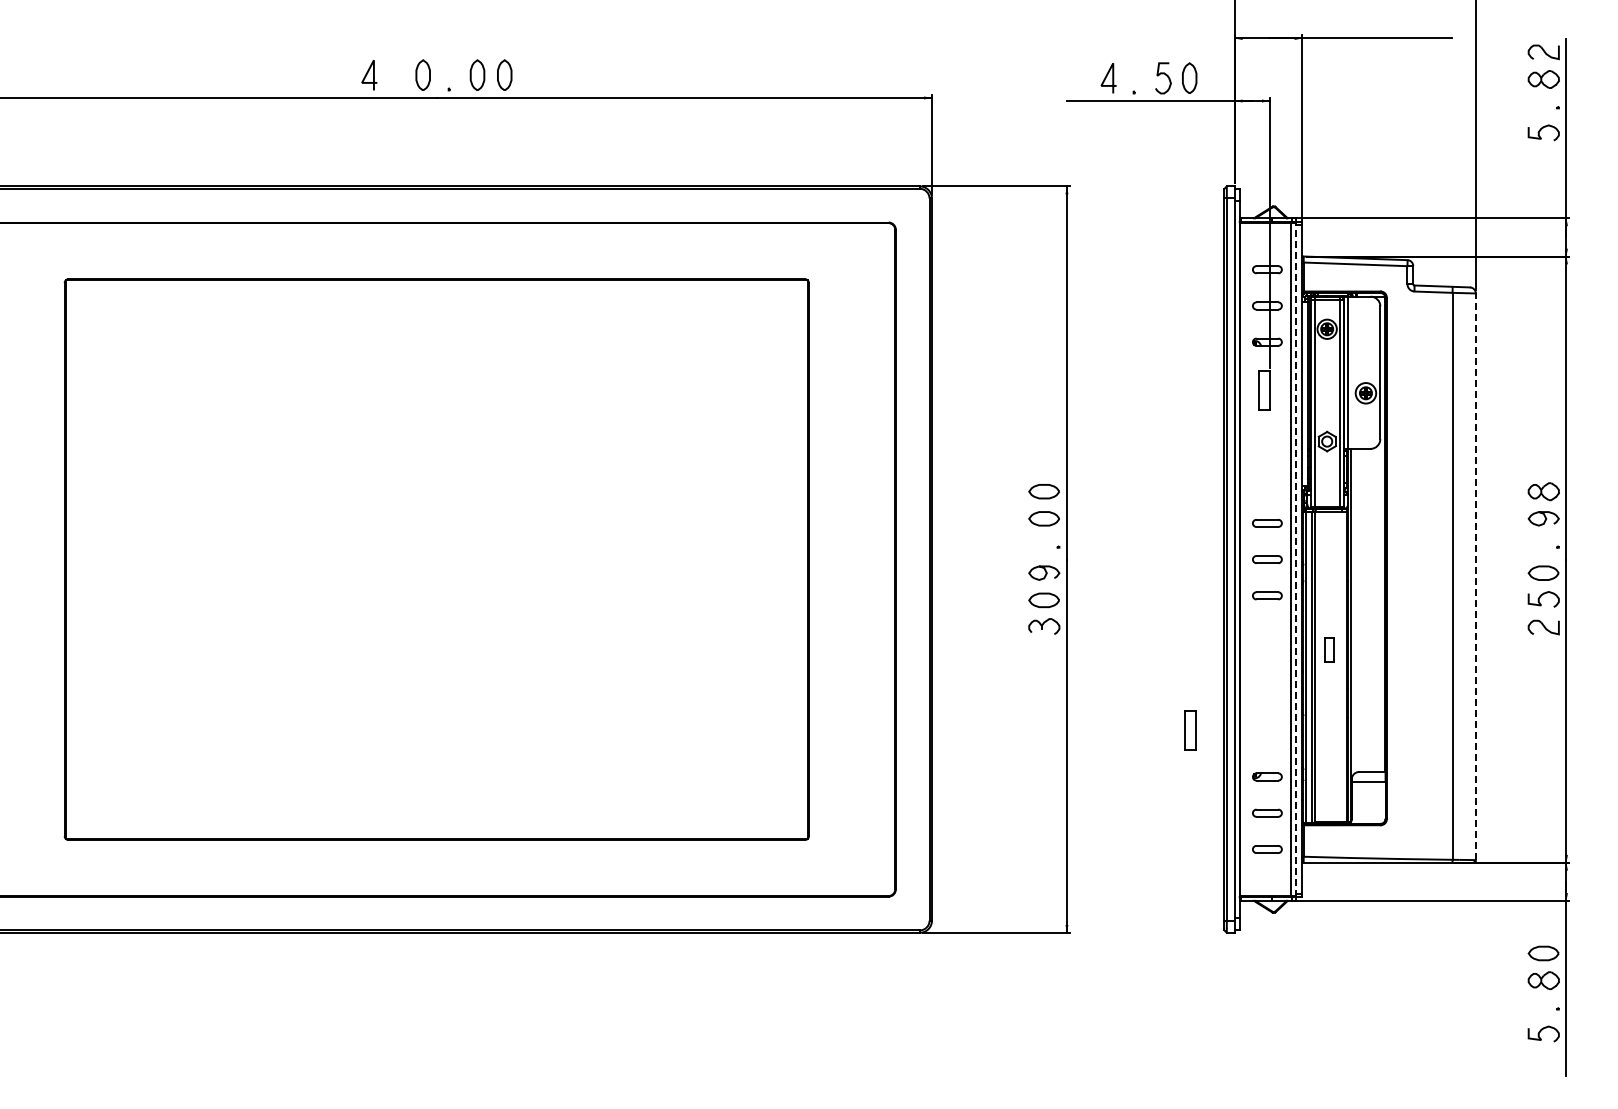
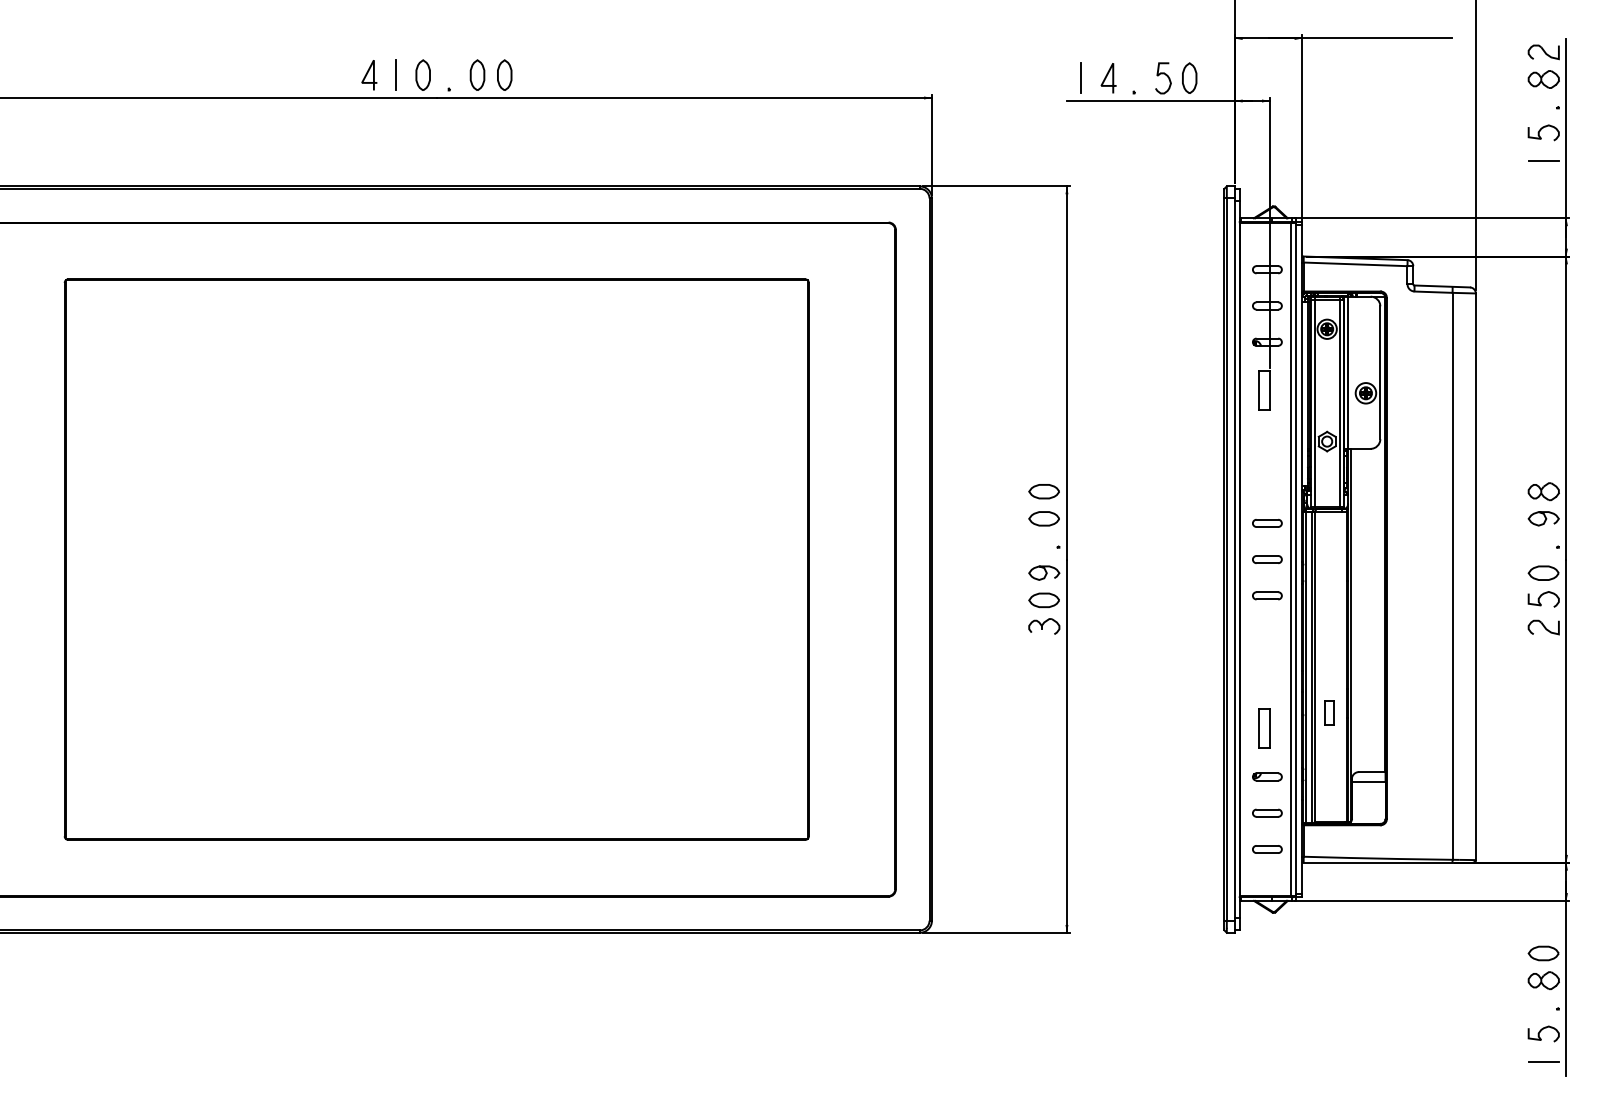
line: none -> present (396, 75)
line: none -> present (1080, 78)
line: none -> present (1543, 161)
line: dashed -> solid (1296, 559)
line: dashed -> solid (1475, 576)
part position: (1329, 649) -> (1329, 712) (1329, 712)
part position: (1190, 730) -> (1264, 728) (1264, 728)
line: none -> present (1543, 1062)
